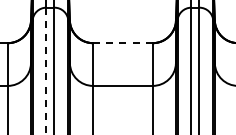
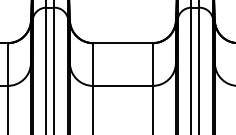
line: dashed -> solid (122, 43)
line: dashed -> solid (46, 71)
